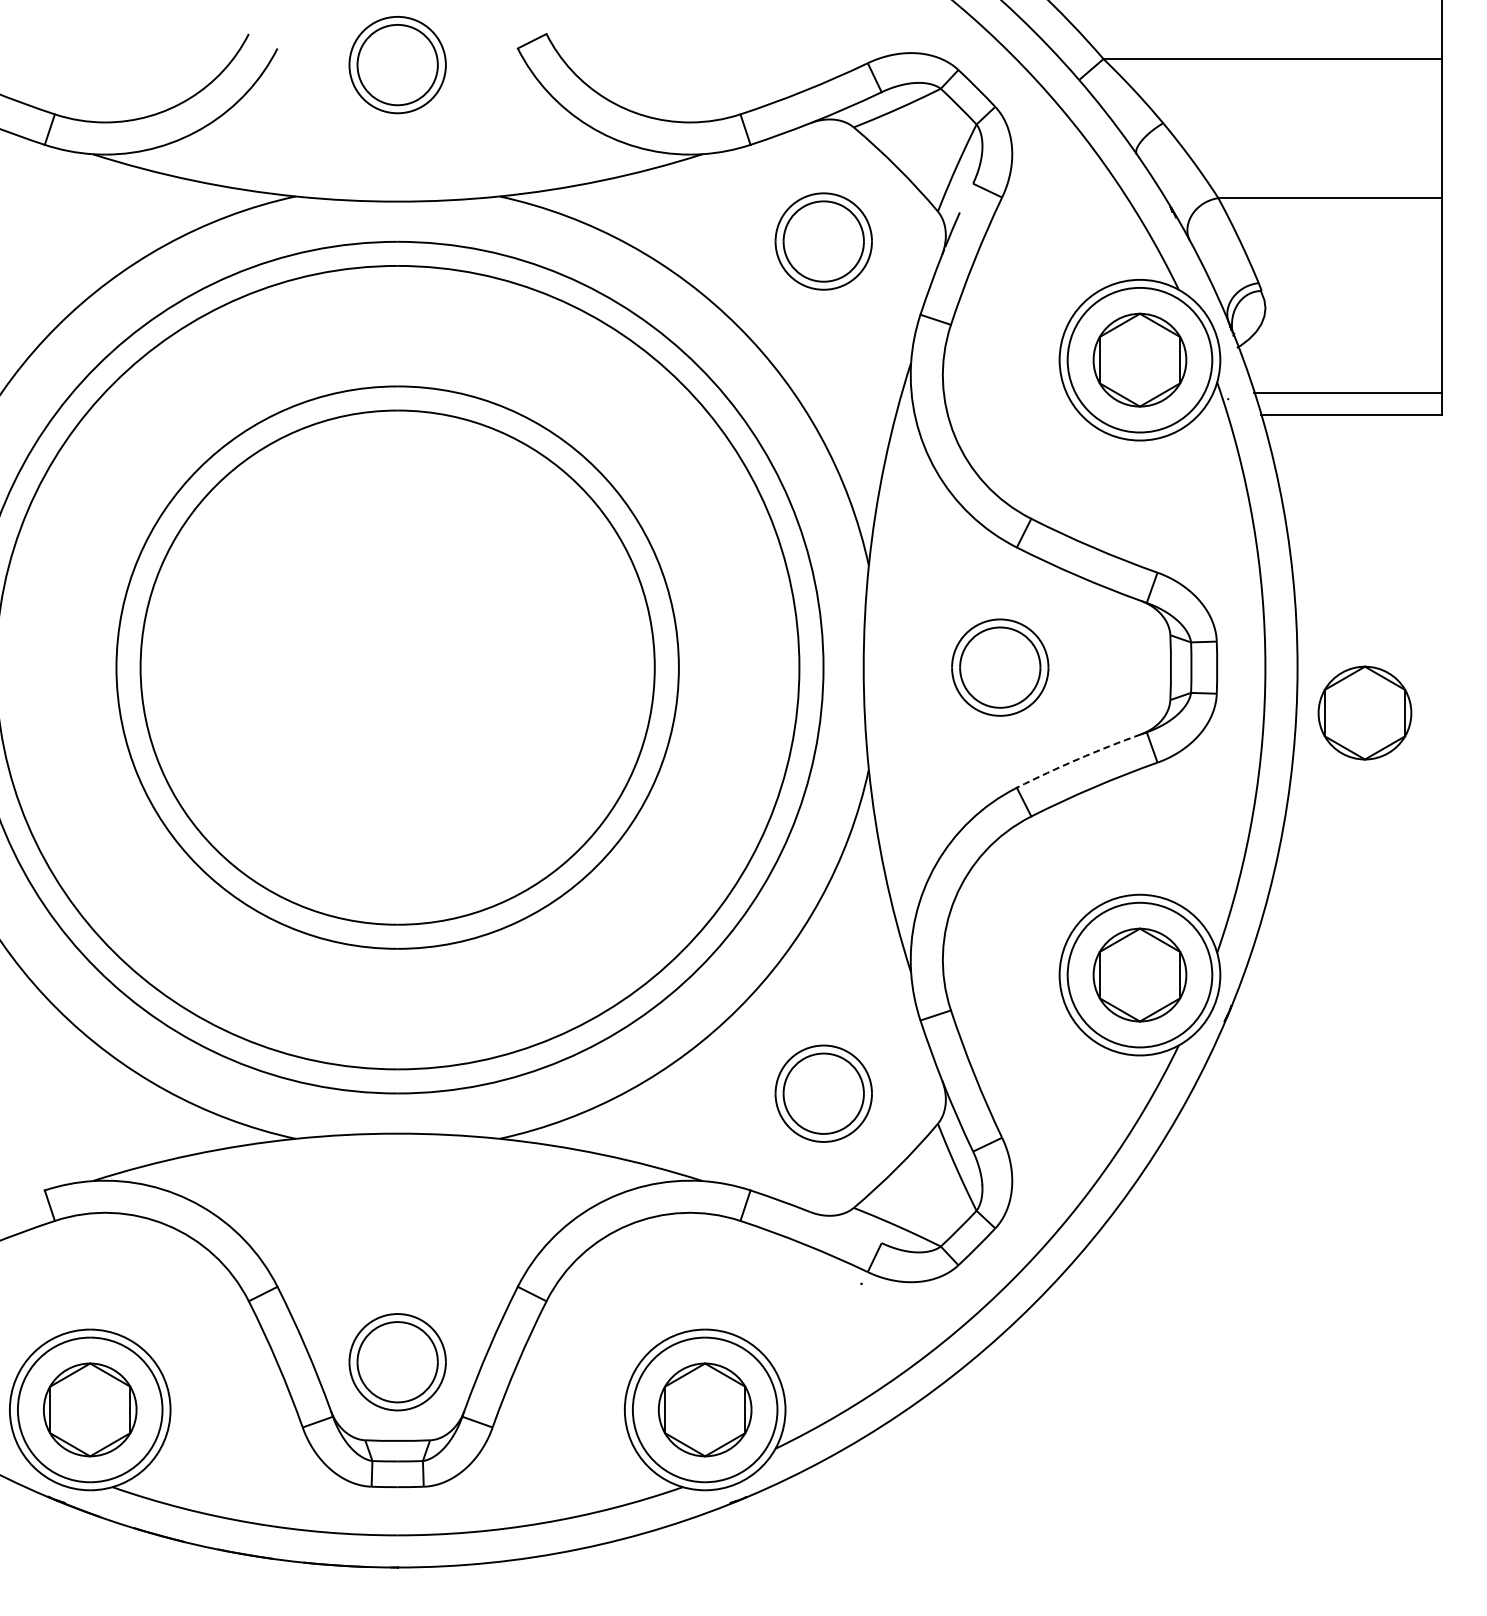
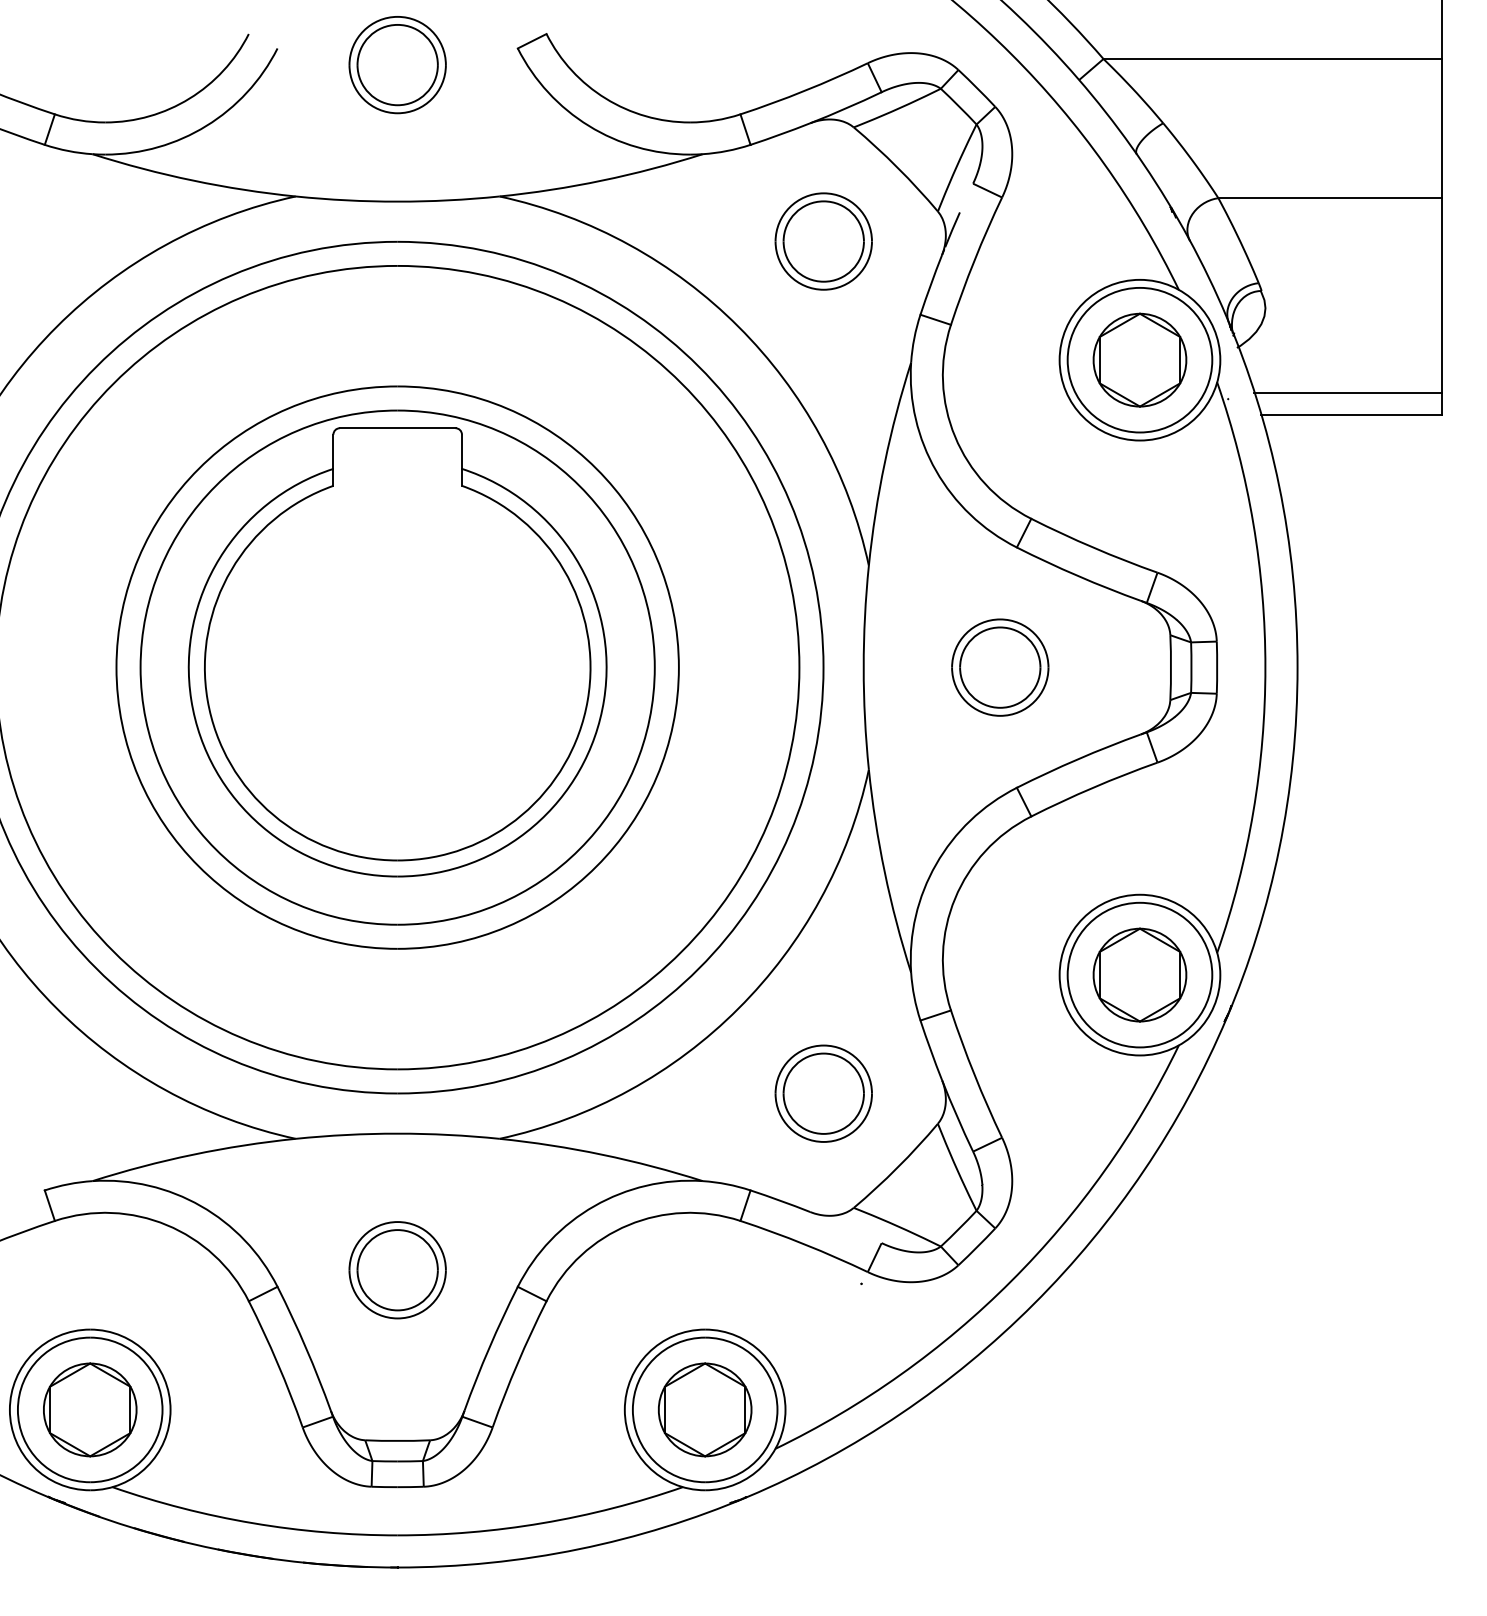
part: none -> present (397, 652)
part: present -> none (1364, 712)
arc: dashed -> solid (1078, 759)
part position: (397, 1362) -> (397, 1270) (397, 1270)
